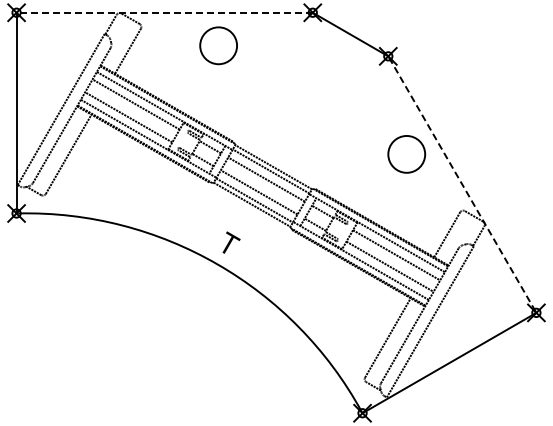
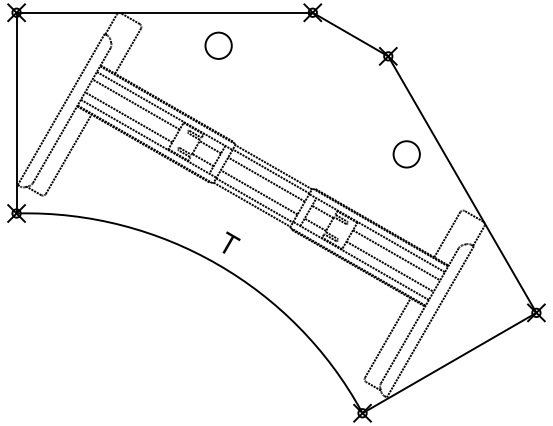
line: dashed -> solid (165, 12)
circle diameter: 37 px -> 26 px (218, 45)
circle diameter: 37 px -> 26 px (406, 154)
line: dashed -> solid (461, 183)
